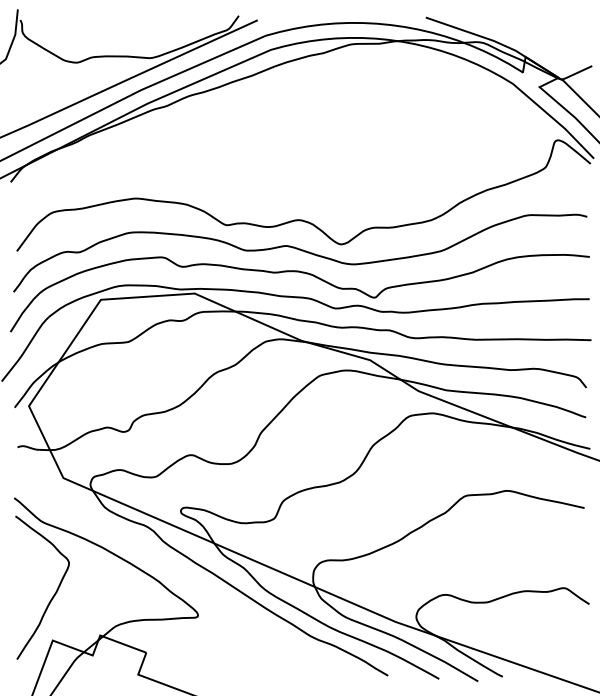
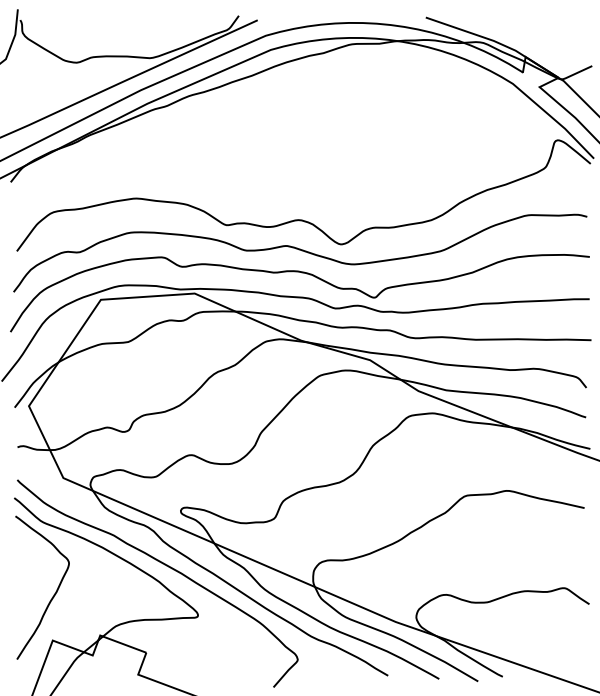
curve: none -> present (166, 566)
